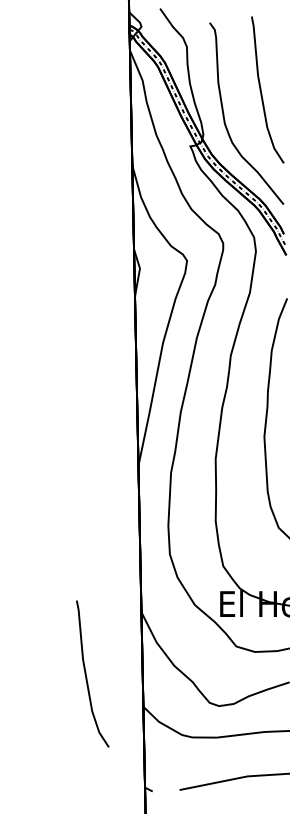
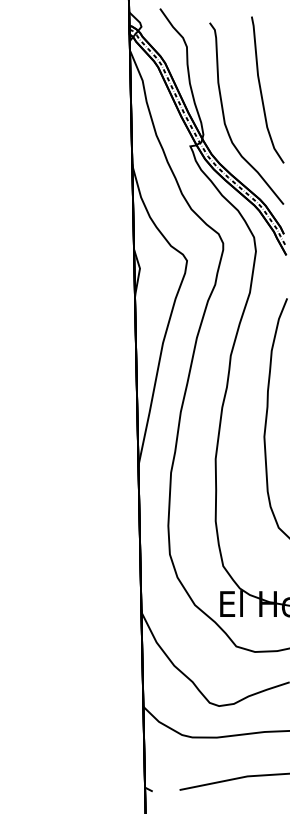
curve: present -> none (86, 673)
